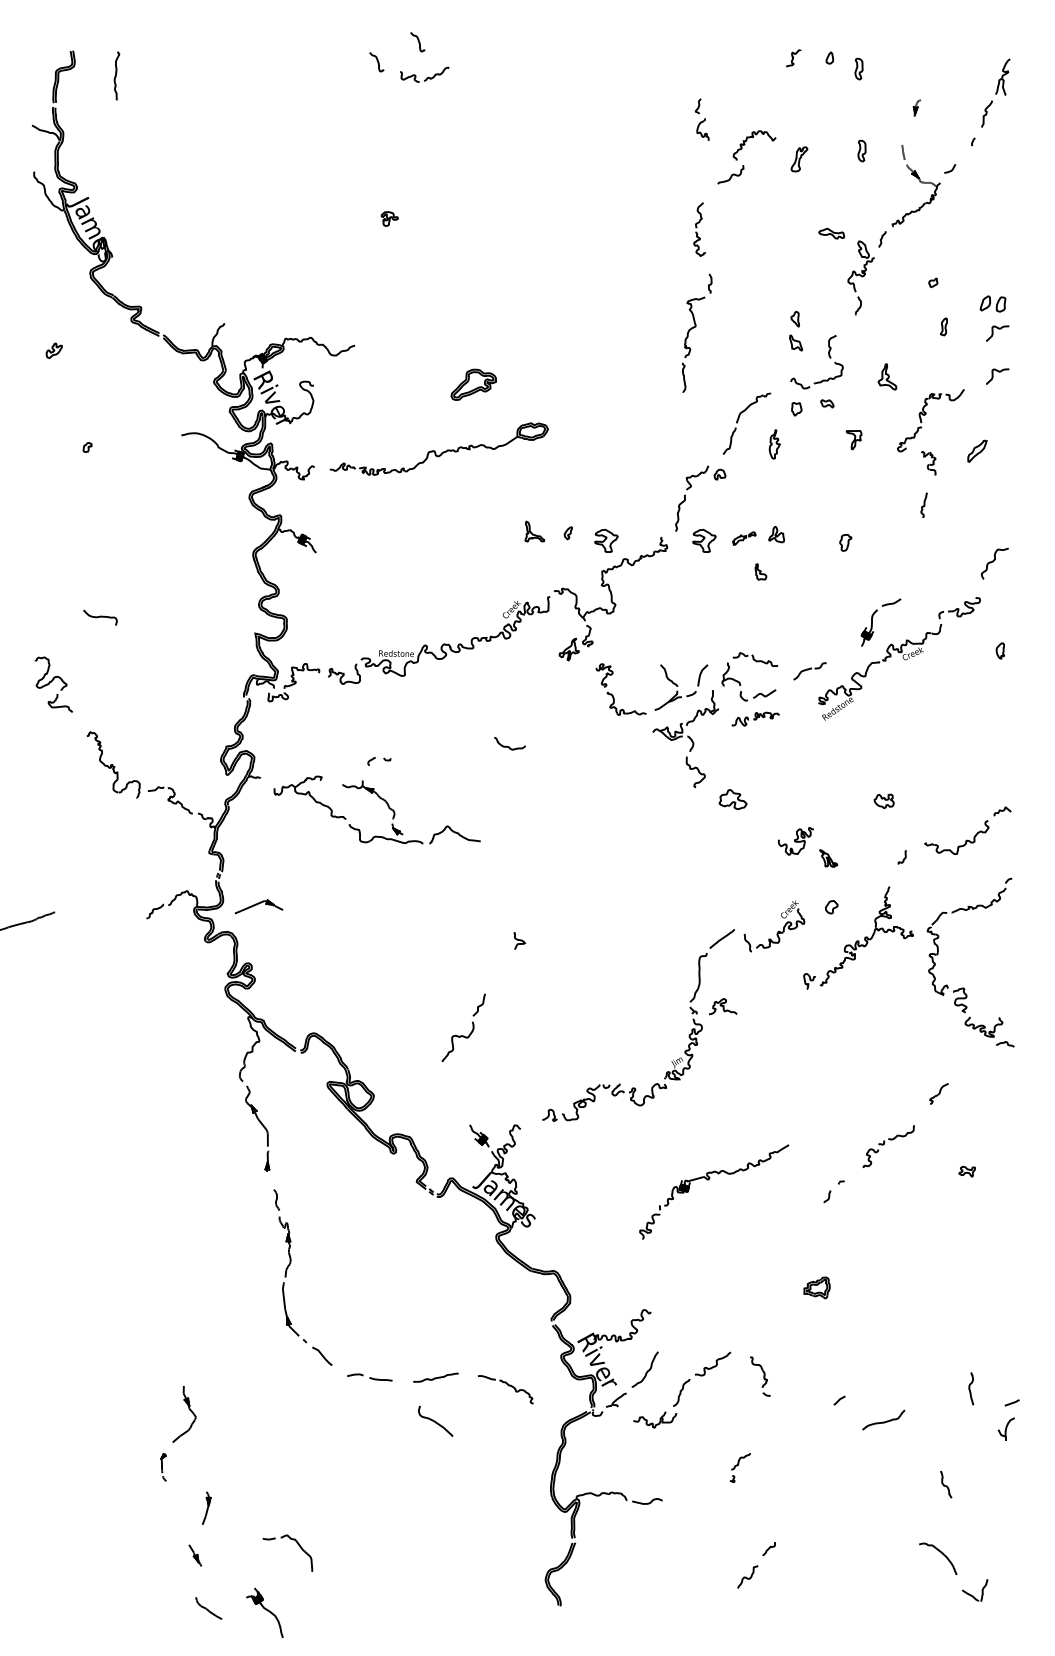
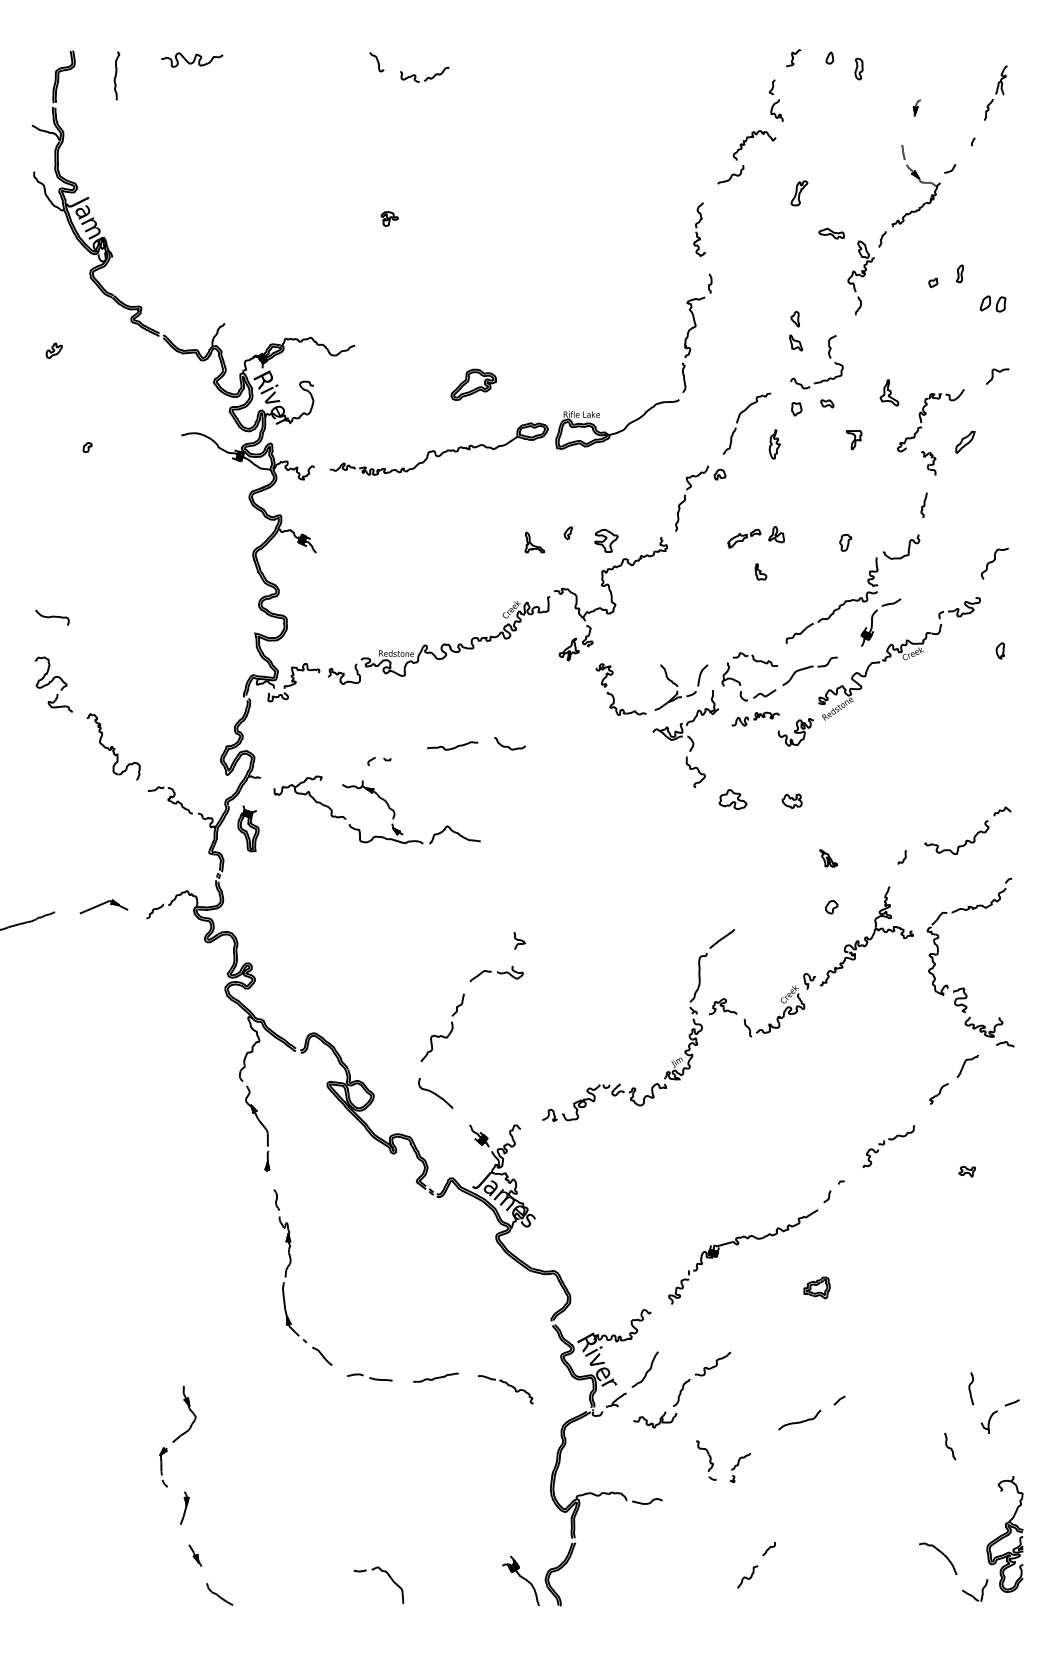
curve: present -> none (418, 42)
part: none -> present (192, 59)
part size: 30x70 px -> 24x56 px (995, 92)
part position: (701, 119) -> (775, 100) (775, 100)
part: present -> none (861, 150)
part position: (799, 159) -> (799, 193) (799, 193)
part position: (943, 326) -> (959, 273) (959, 273)
curve: present -> none (993, 333)
part position: (887, 376) -> (889, 392) (889, 392)
part: none -> present (619, 430)
part position: (977, 450) -> (965, 441) (965, 441)
part position: (534, 531) -> (534, 542) (534, 542)
part size: 25x15 px -> 35x21 px (744, 538)
part: present -> none (704, 540)
part: none -> present (852, 599)
curve position: (100, 617) -> (52, 617) (52, 617)
part size: 34x19 px -> 56x31 px (809, 671)
curve: none -> present (452, 747)
part position: (113, 764) -> (113, 746) (113, 746)
part position: (883, 800) -> (791, 800) (791, 800)
part: none -> present (248, 828)
curve position: (795, 841) -> (795, 732) (795, 732)
part position: (258, 906) -> (103, 906) (103, 906)
part position: (774, 926) -> (774, 1011) (774, 1011)
part: none -> present (496, 973)
part position: (463, 1035) -> (442, 1035) (442, 1035)
curve: none -> present (965, 1063)
part position: (708, 1180) -> (737, 1245) (737, 1245)
part position: (760, 1376) -> (706, 1460) (706, 1460)
curve position: (434, 1420) -> (434, 1092) (434, 1092)
curve position: (883, 1421) -> (799, 1421) (799, 1421)
part position: (1005, 1428) -> (988, 1421) (988, 1421)
part size: 7x29 px -> 9x41 px (163, 1467)
curve position: (946, 1485) -> (950, 1447) (950, 1447)
part position: (206, 1507) -> (184, 1507) (184, 1507)
part: none -> present (1004, 1534)
part position: (297, 1544) -> (388, 1576) (388, 1576)
curve position: (207, 1608) -> (218, 1594) (218, 1594)
part position: (264, 1612) -> (520, 1580) (520, 1580)
